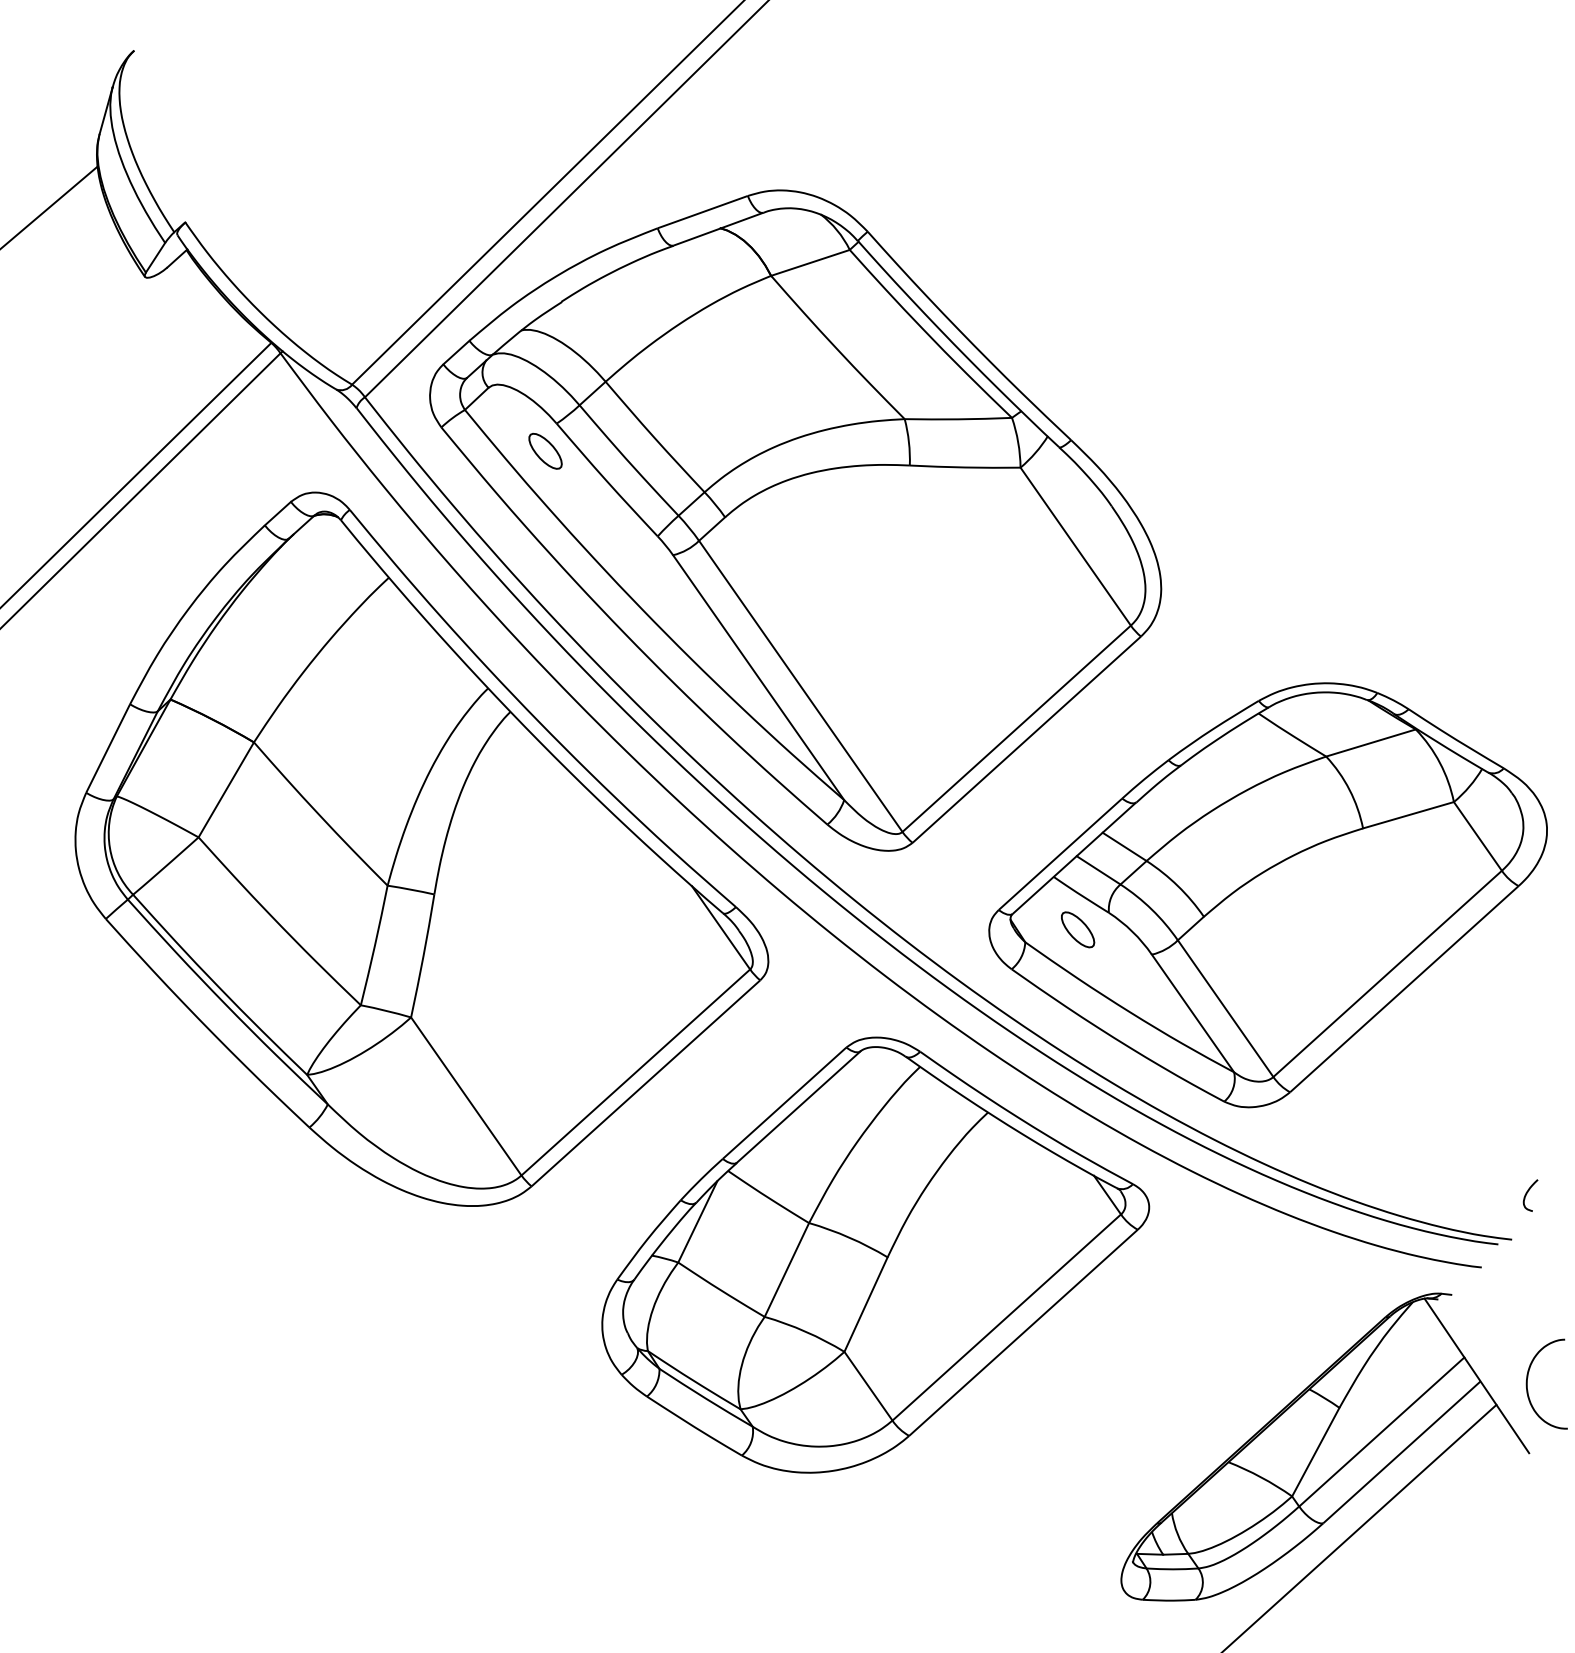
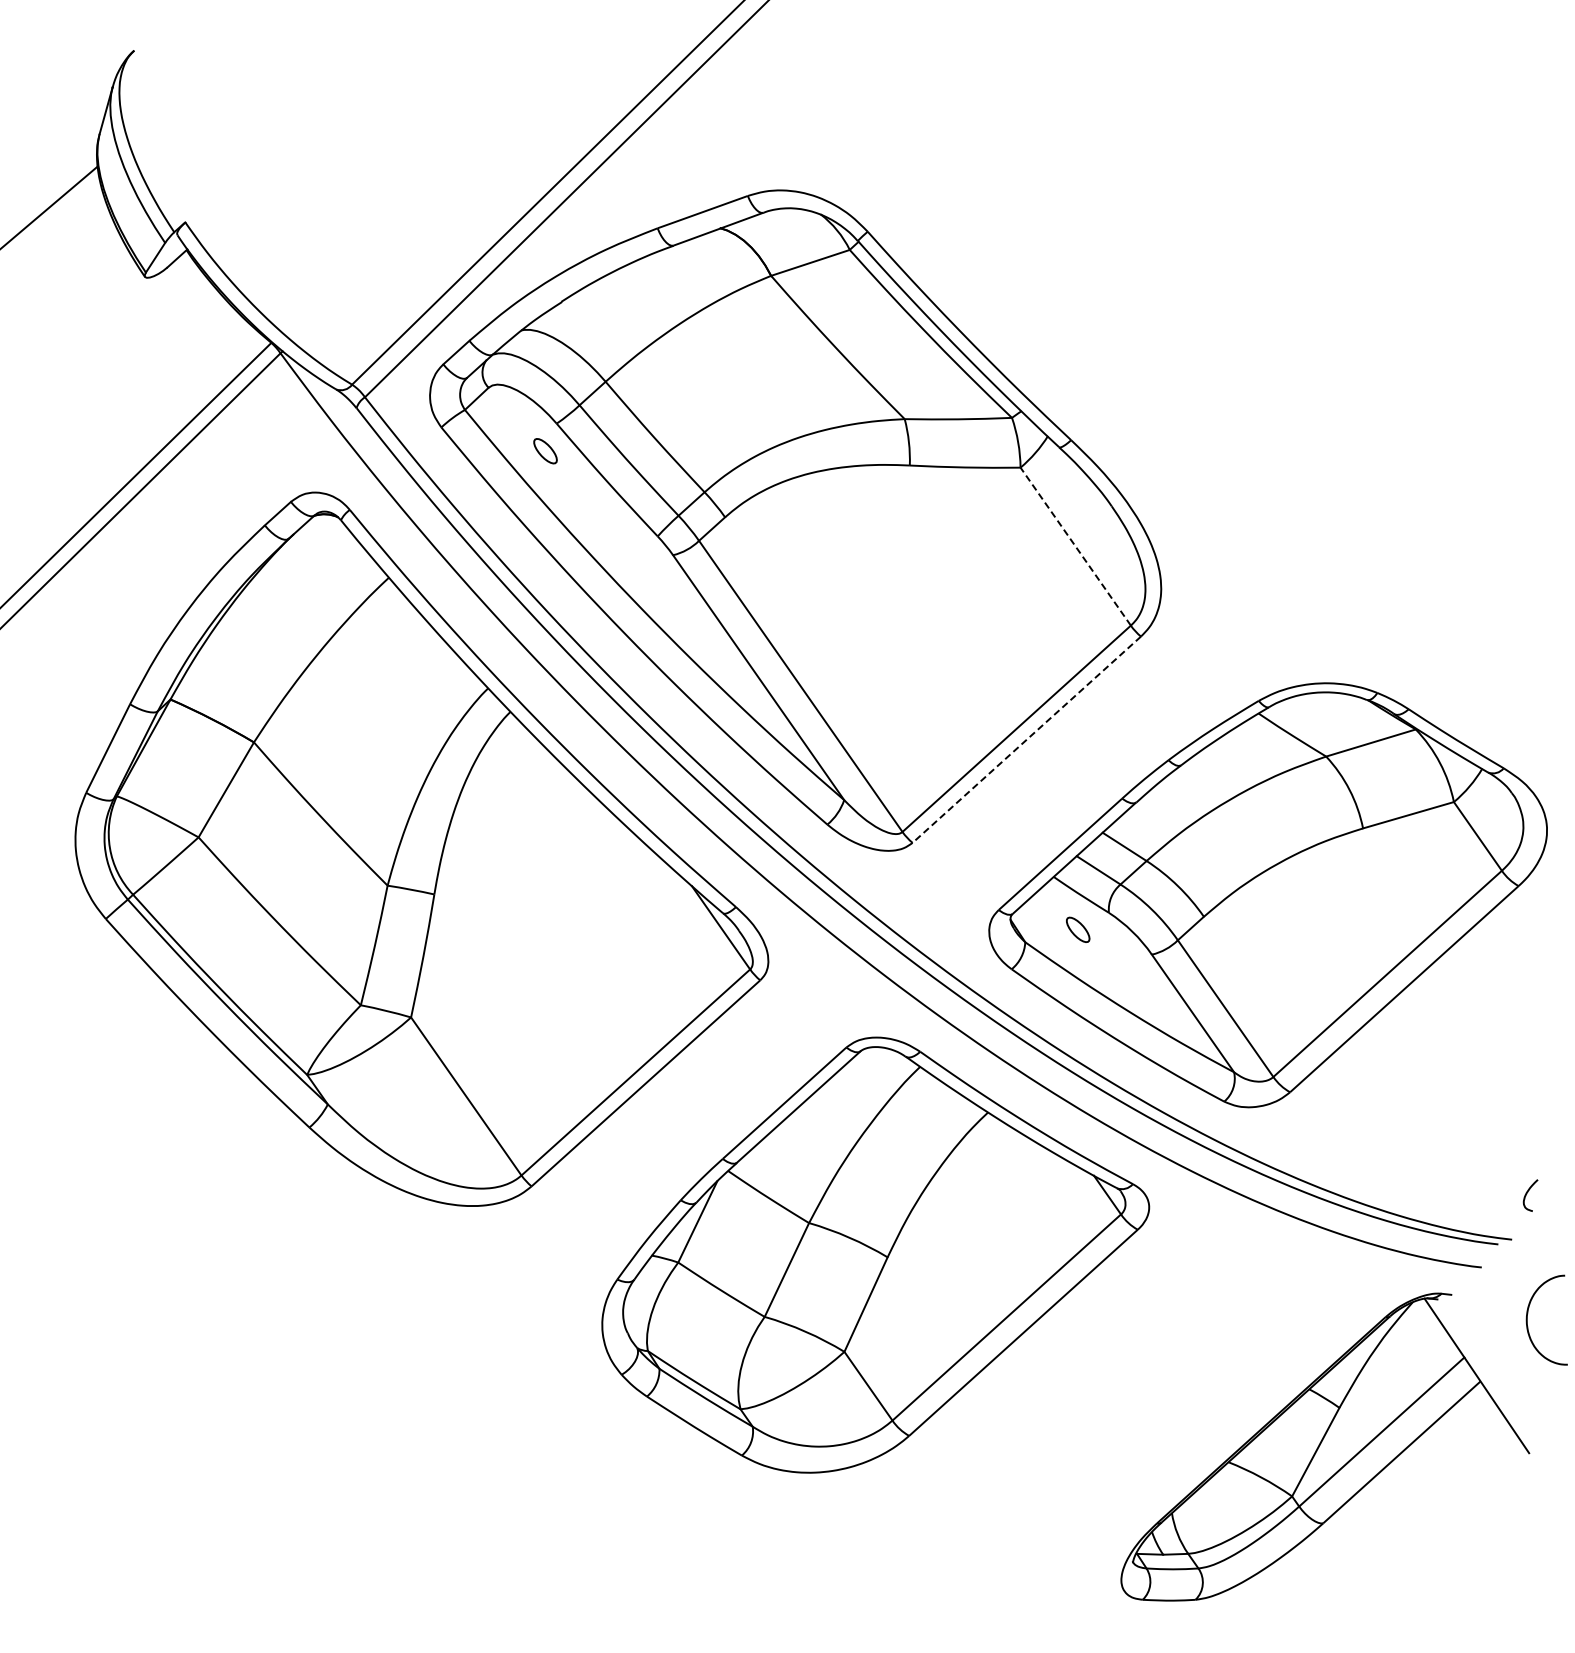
part size: 35x38 px -> 25x27 px (545, 451)
line: solid -> dashed (1075, 546)
line: solid -> dashed (1027, 739)
part size: 35x38 px -> 25x27 px (1078, 929)
curve position: (1528, 1377) -> (1528, 1313) (1528, 1313)
line: present -> none (1360, 1526)
